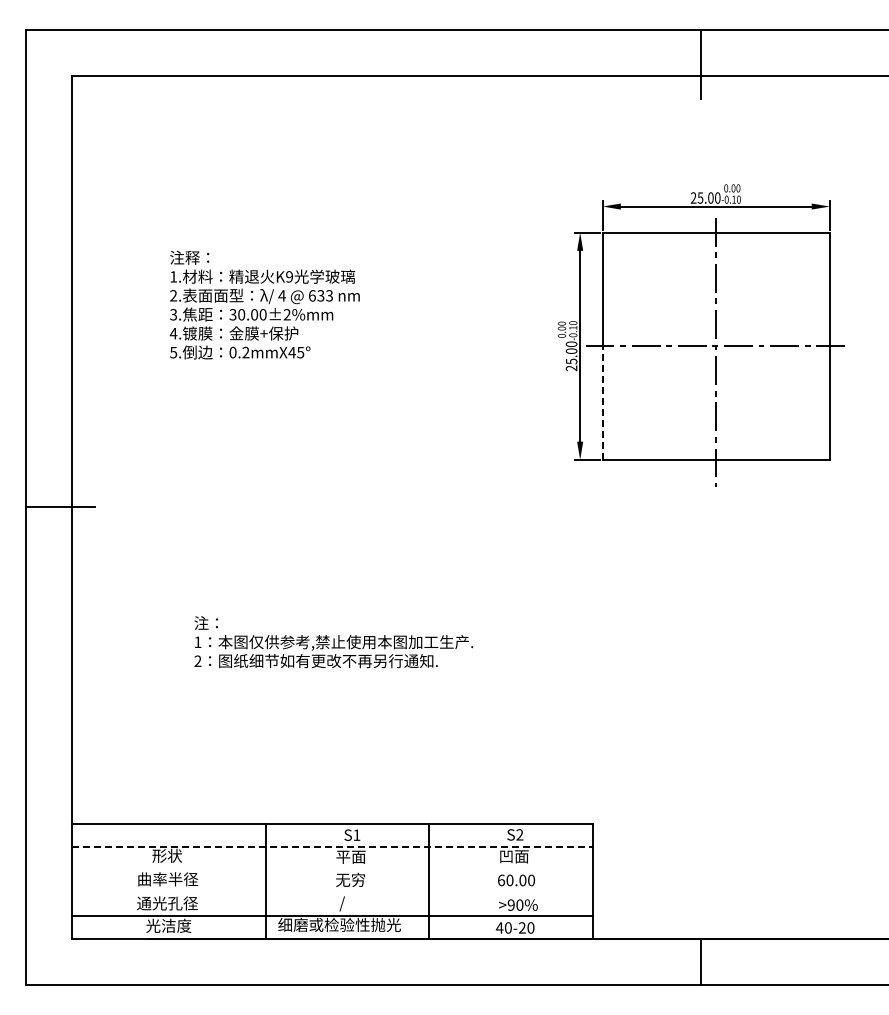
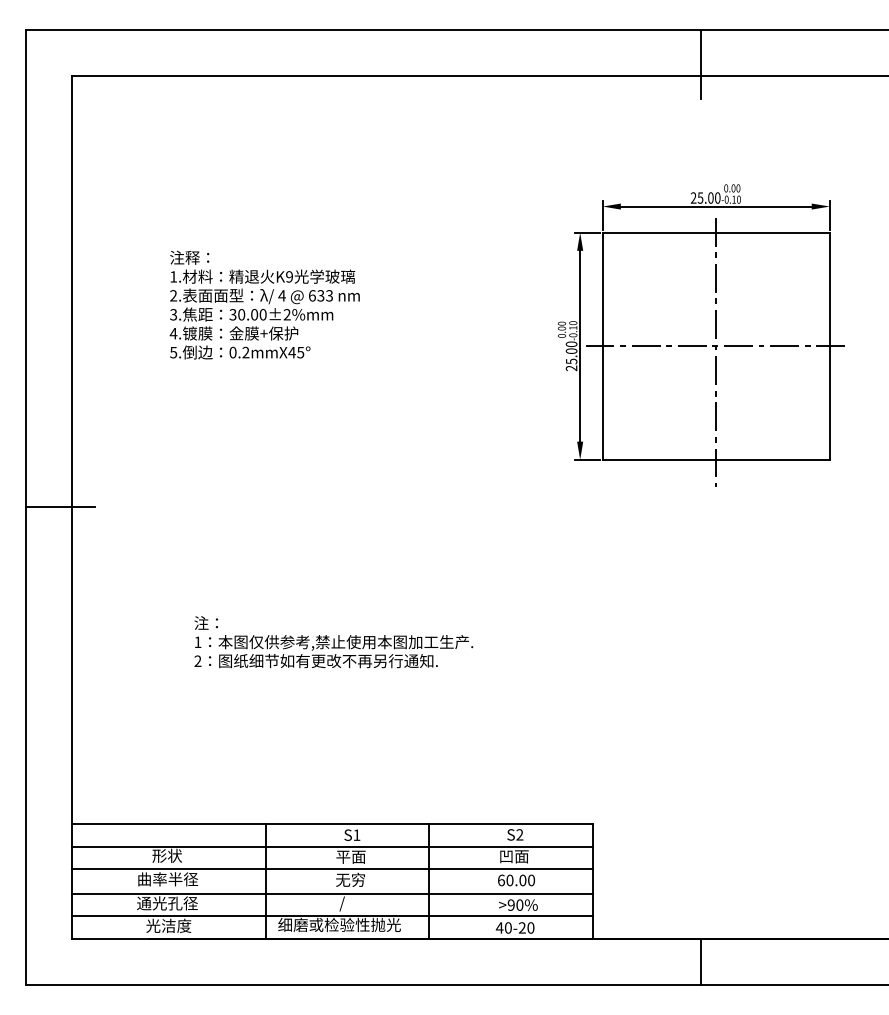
line: dashed -> solid (602, 403)
line: dashed -> solid (332, 846)
line: none -> present (331, 869)
line: none -> present (331, 893)
